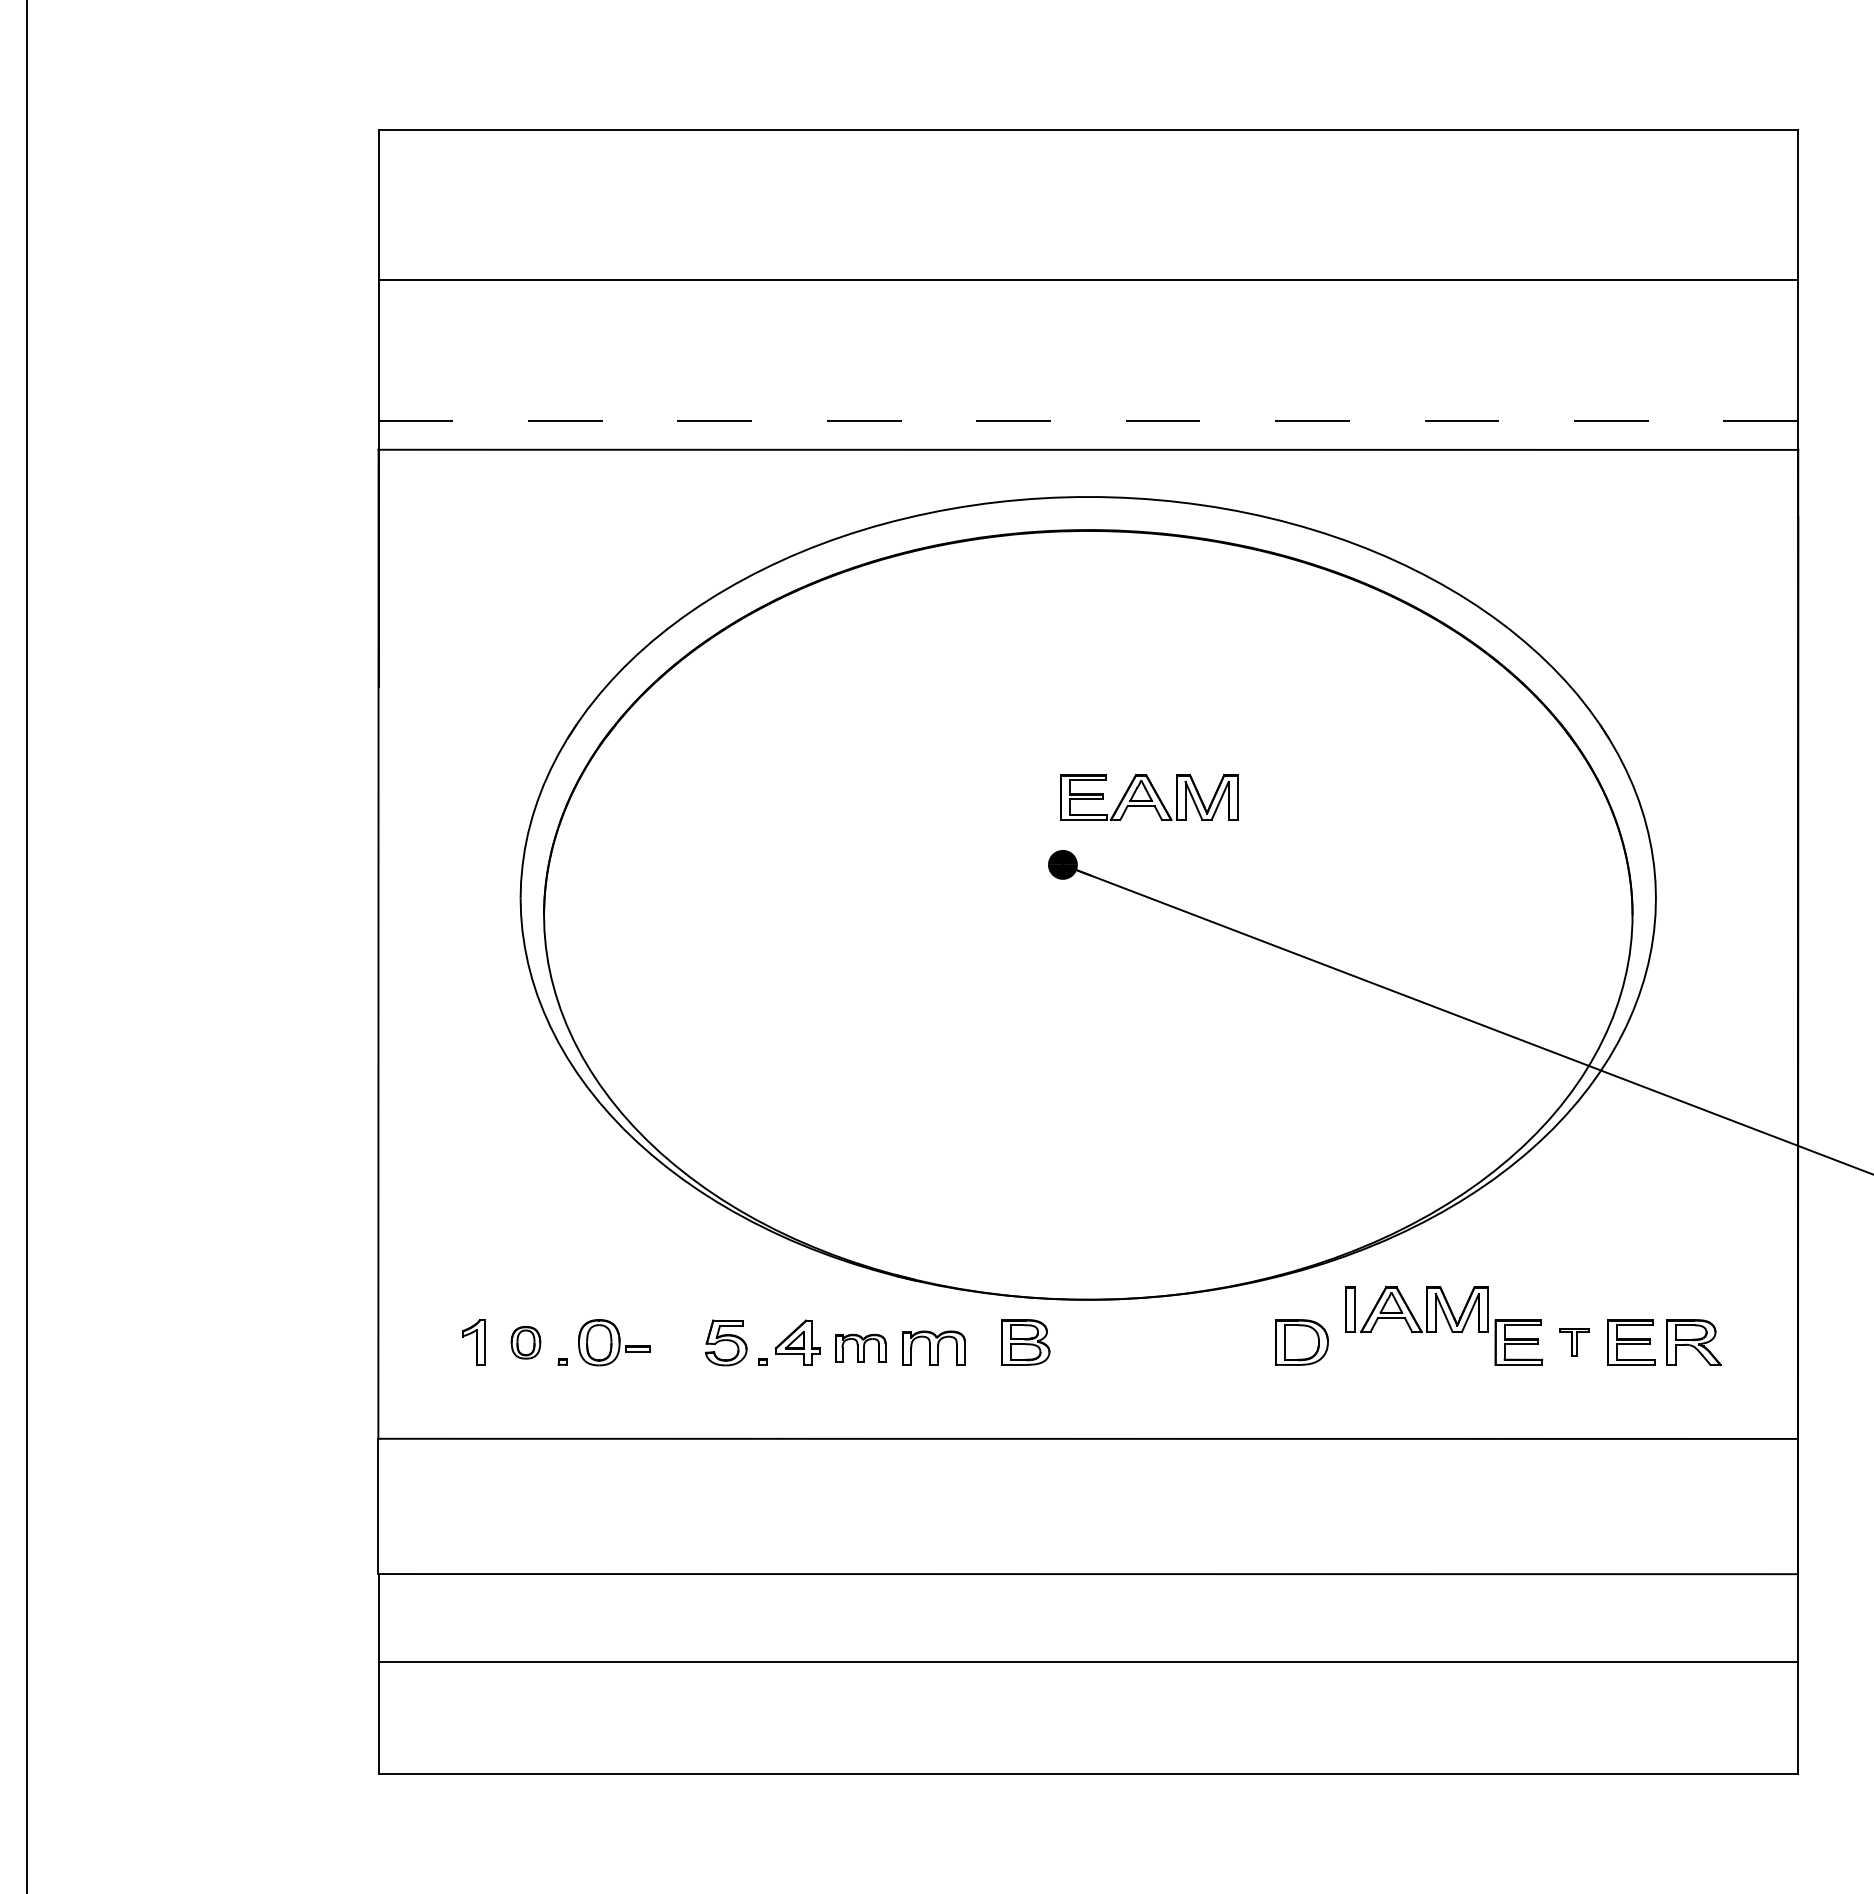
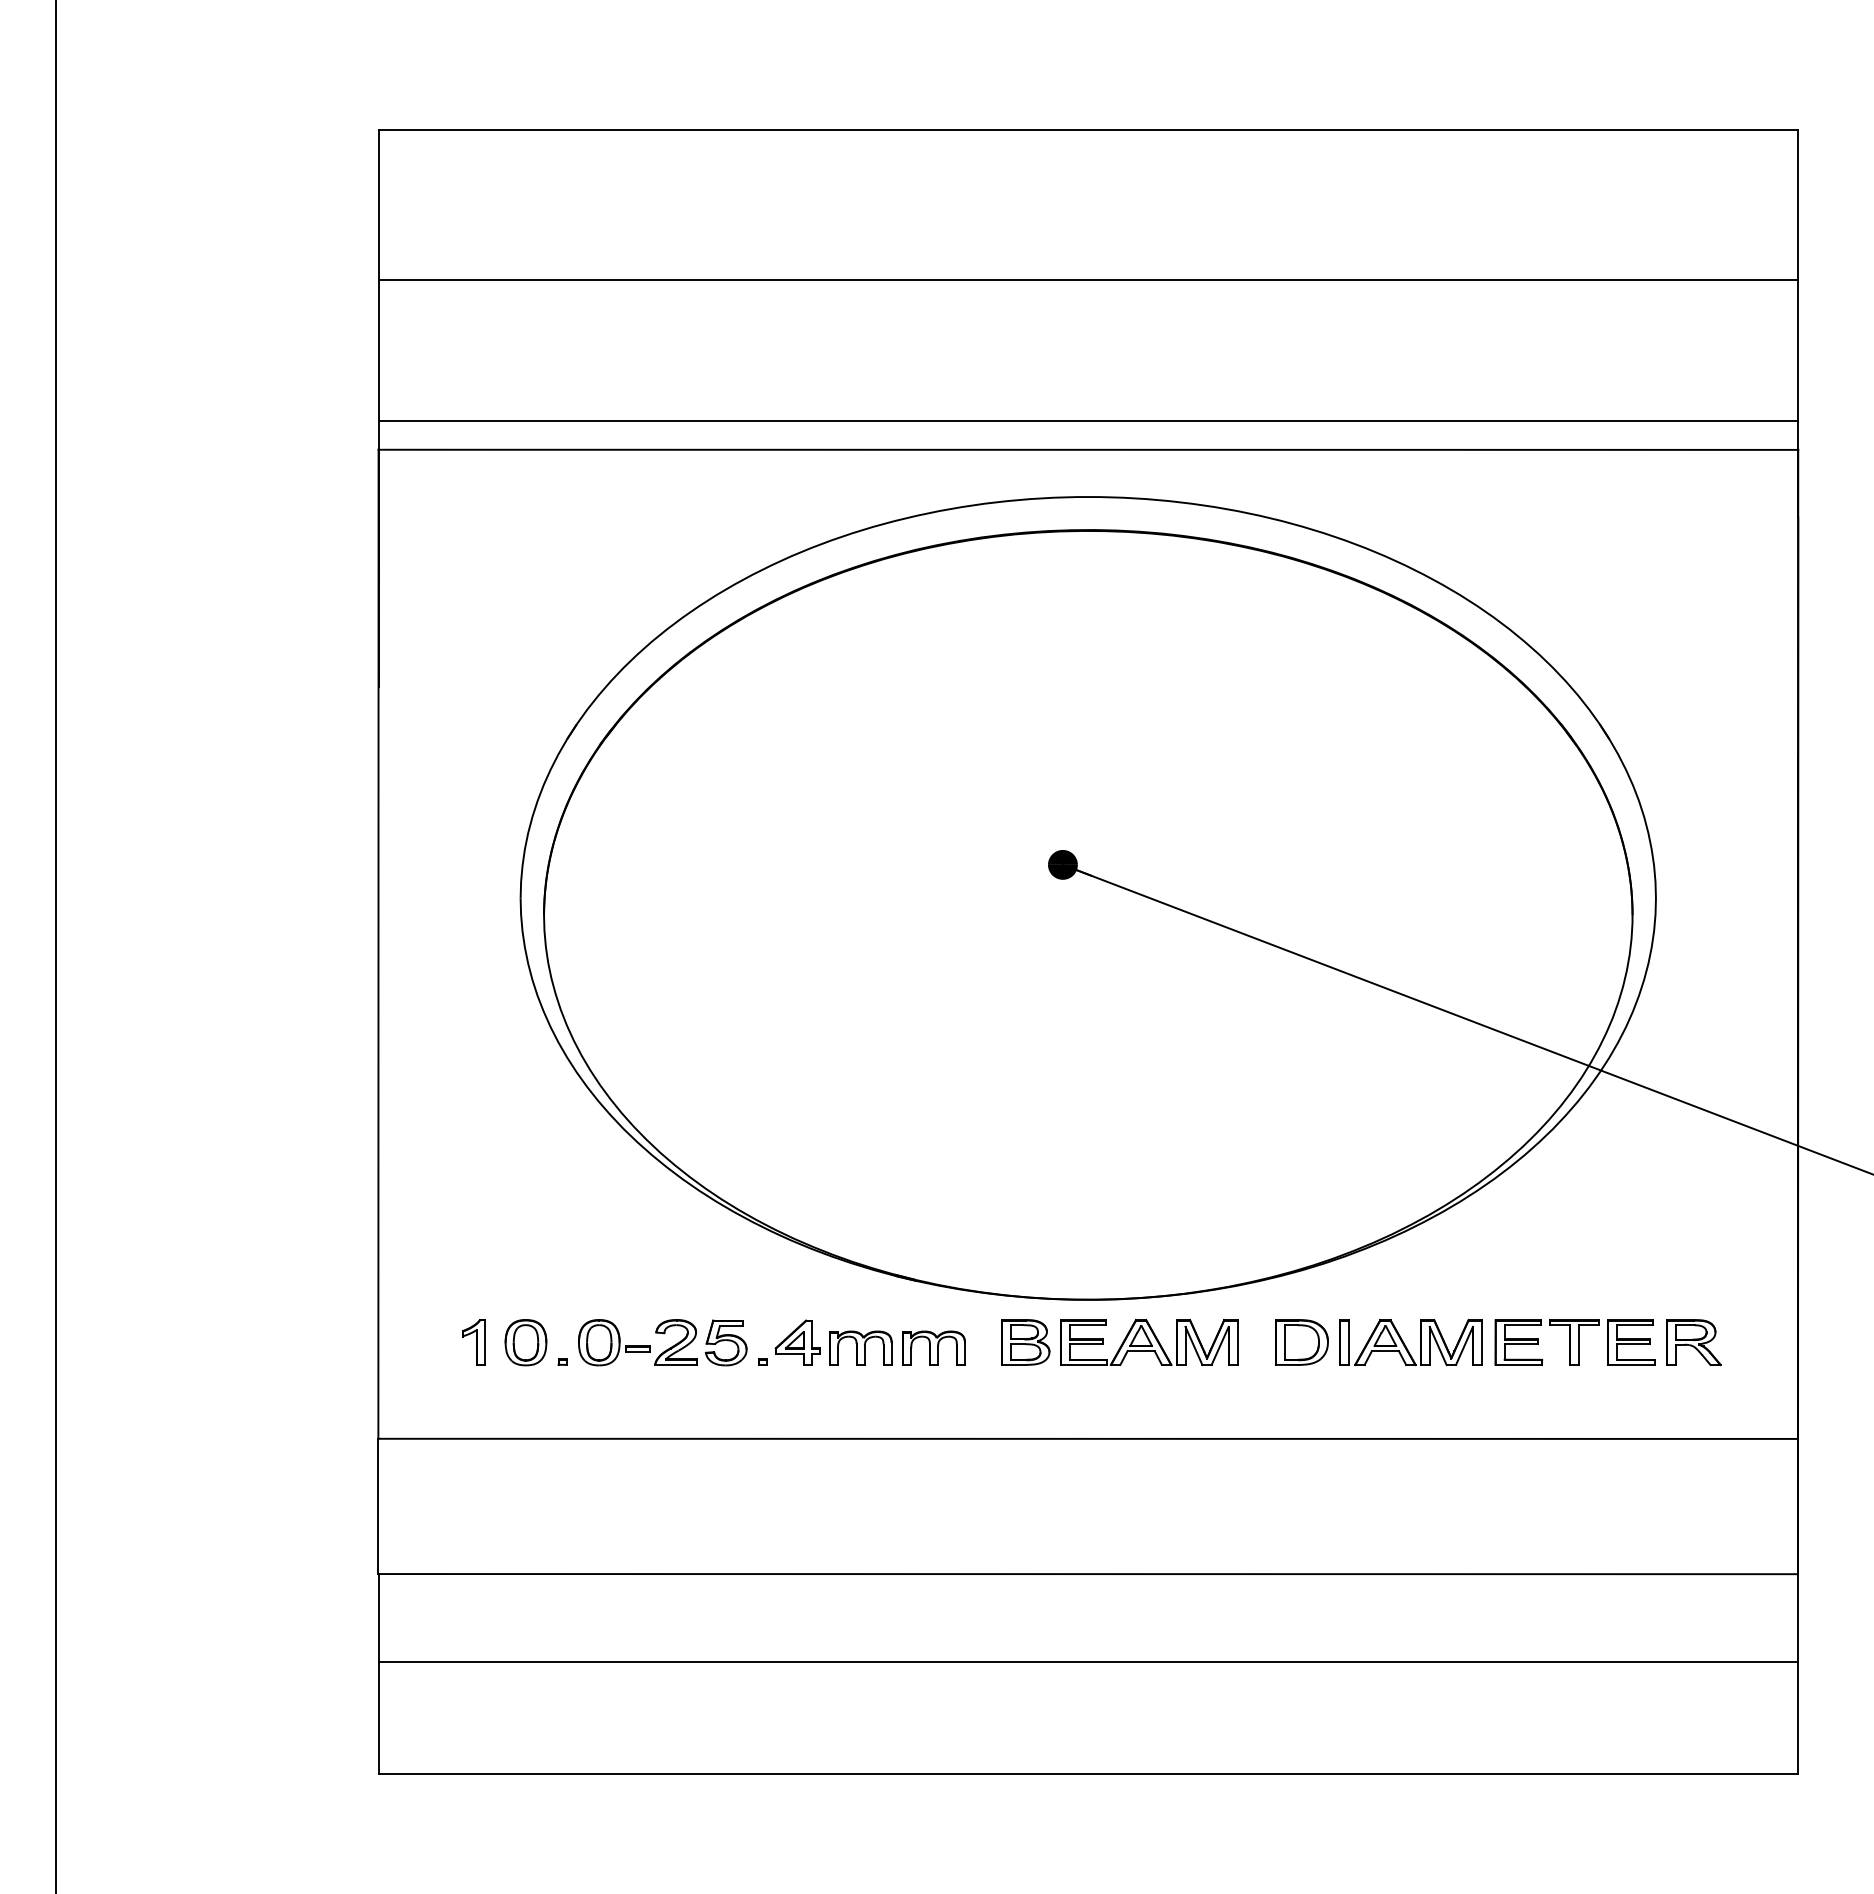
line: dashed -> solid (1088, 420)
part position: (1149, 797) -> (1149, 1342) (1149, 1342)
line position: (27, 946) -> (56, 946) (56, 946)
part position: (1416, 1309) -> (1410, 1342) (1410, 1342)
part size: 32x34 px -> 44x48 px (525, 1342)
part: none -> present (675, 1342)
part size: 31x29 px -> 51x47 px (1574, 1342)
part size: 52x30 px -> 64x36 px (860, 1347)
